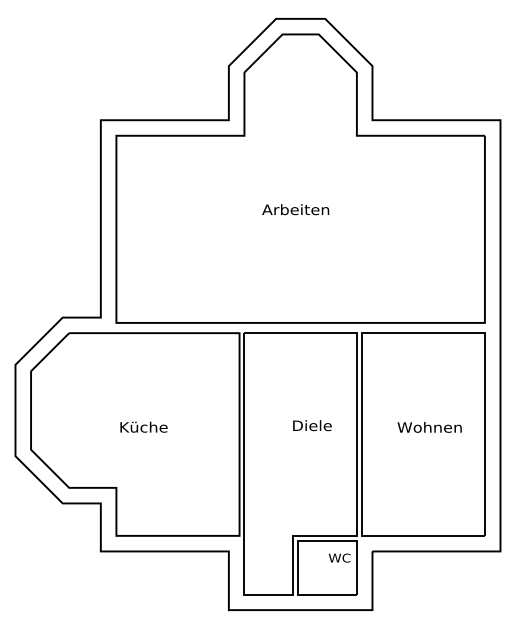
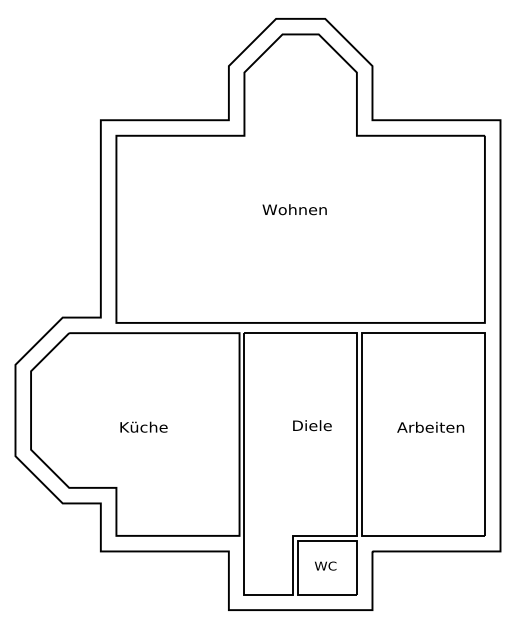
text: Arbeiten -> Wohnen (295, 209)
text: Wohnen -> Arbeiten (430, 426)
text position: (339, 557) -> (325, 565) (325, 565)
